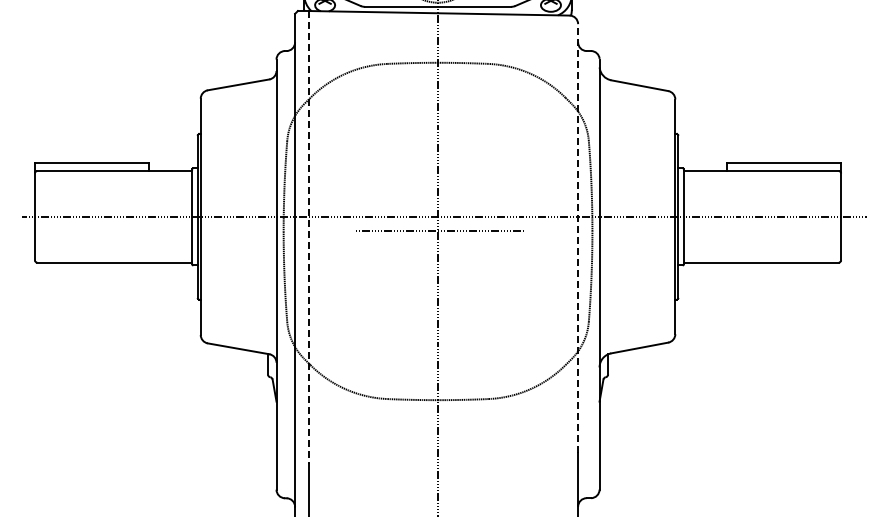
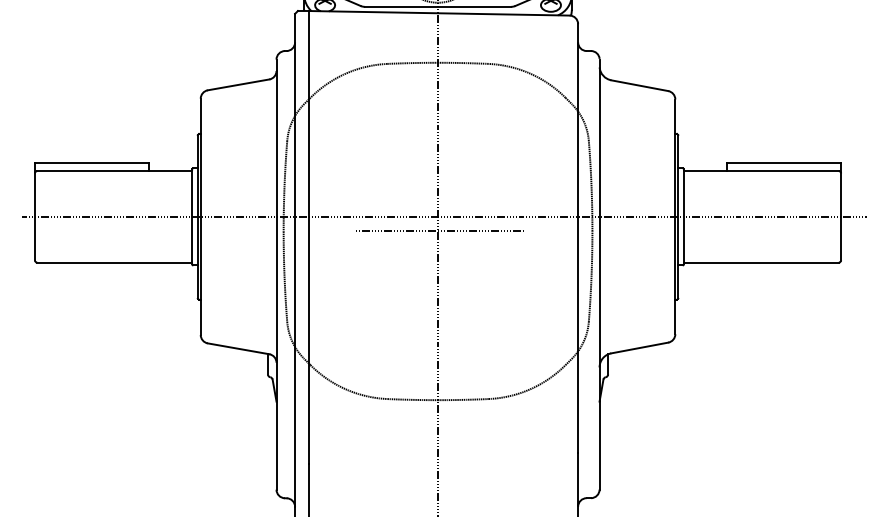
line: dashed -> solid (309, 237)
line: dashed -> solid (578, 238)
